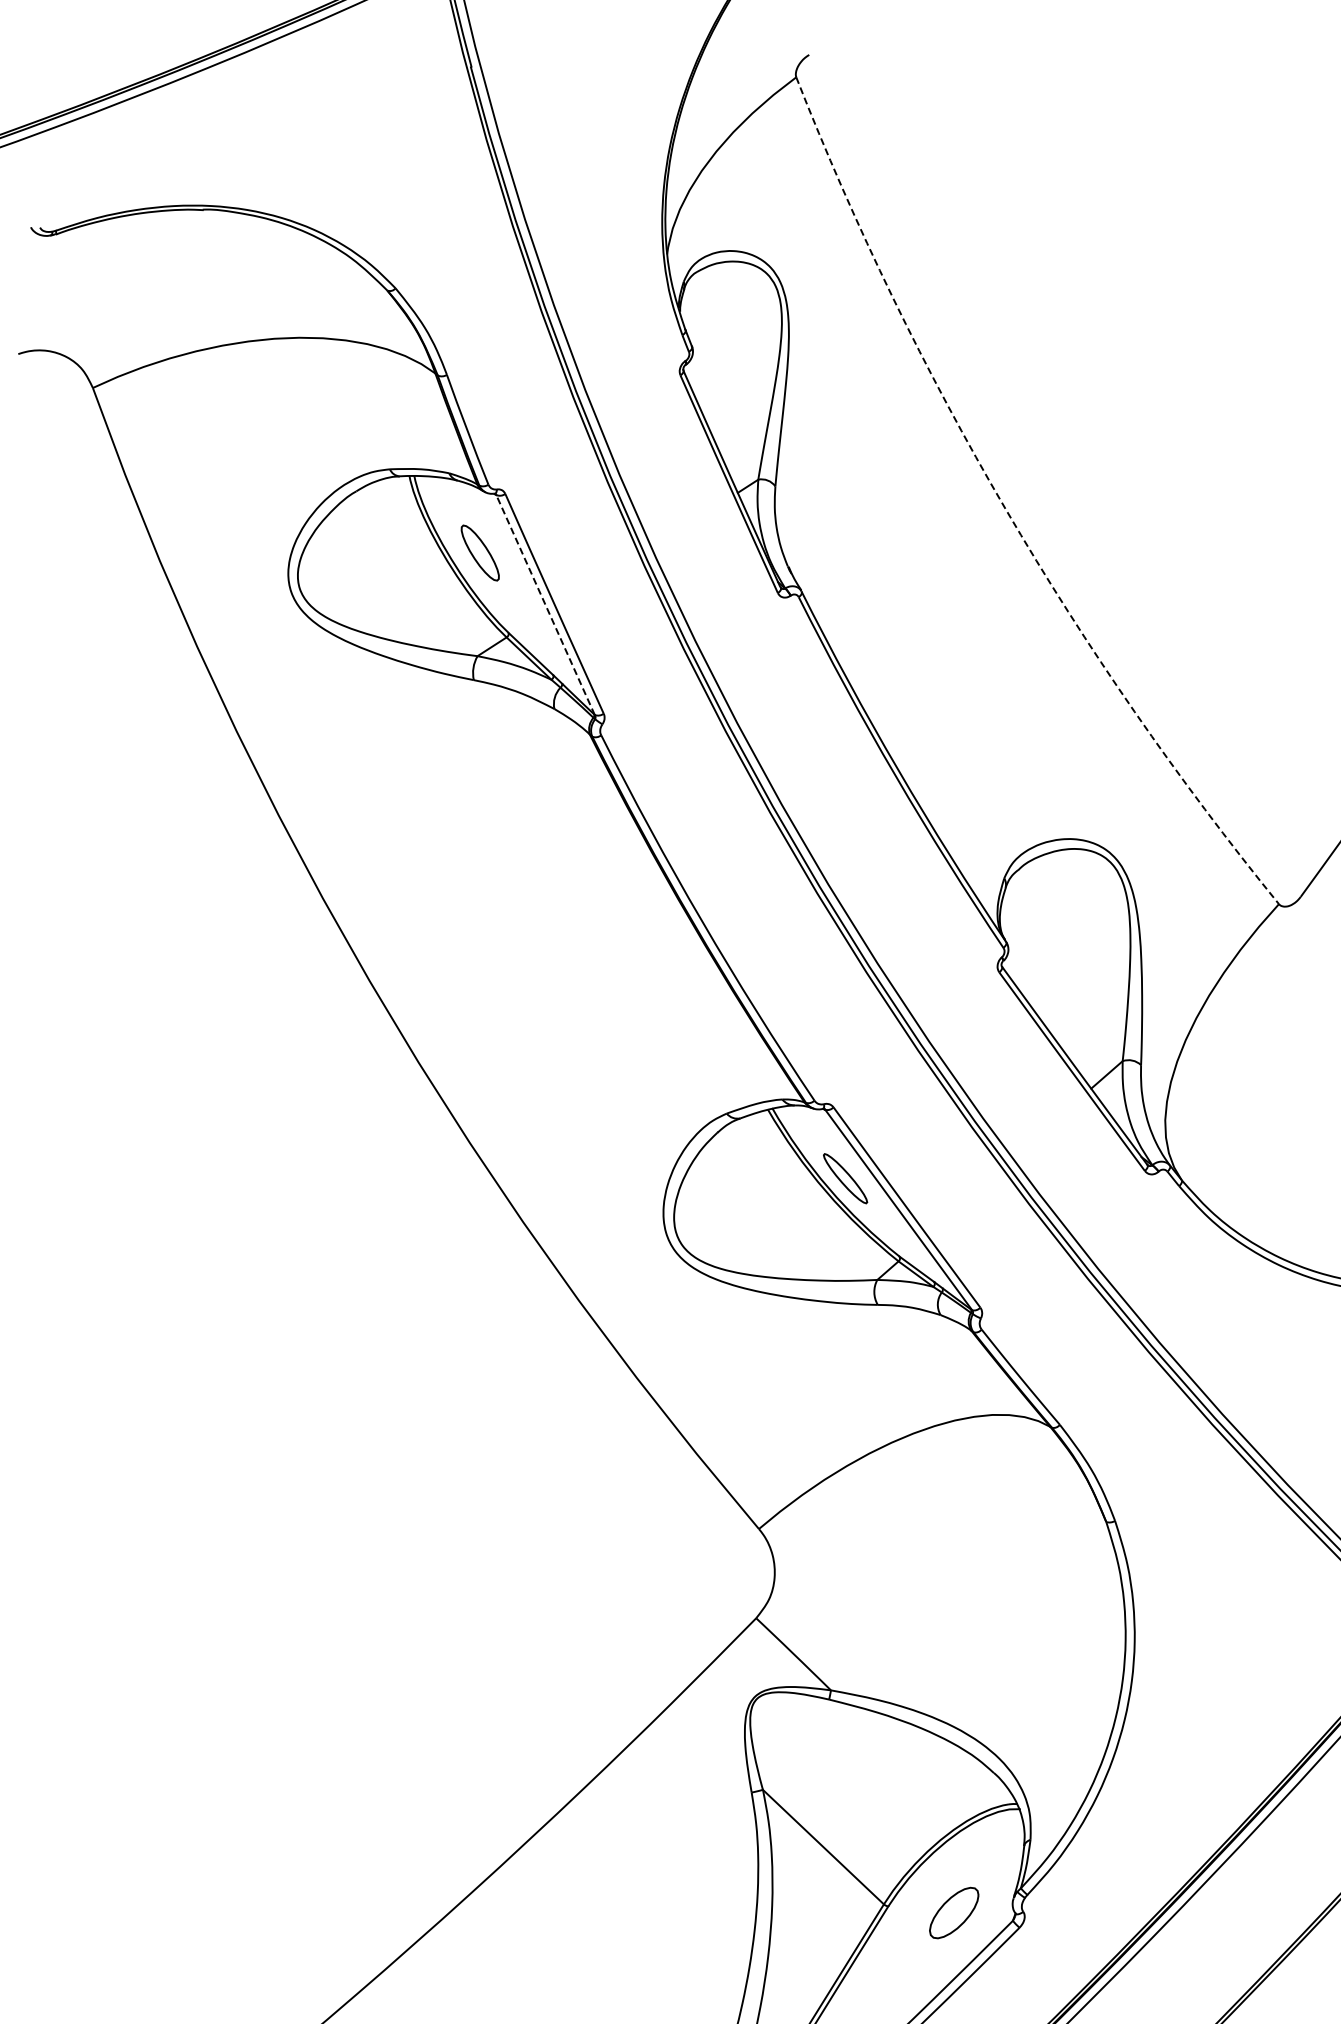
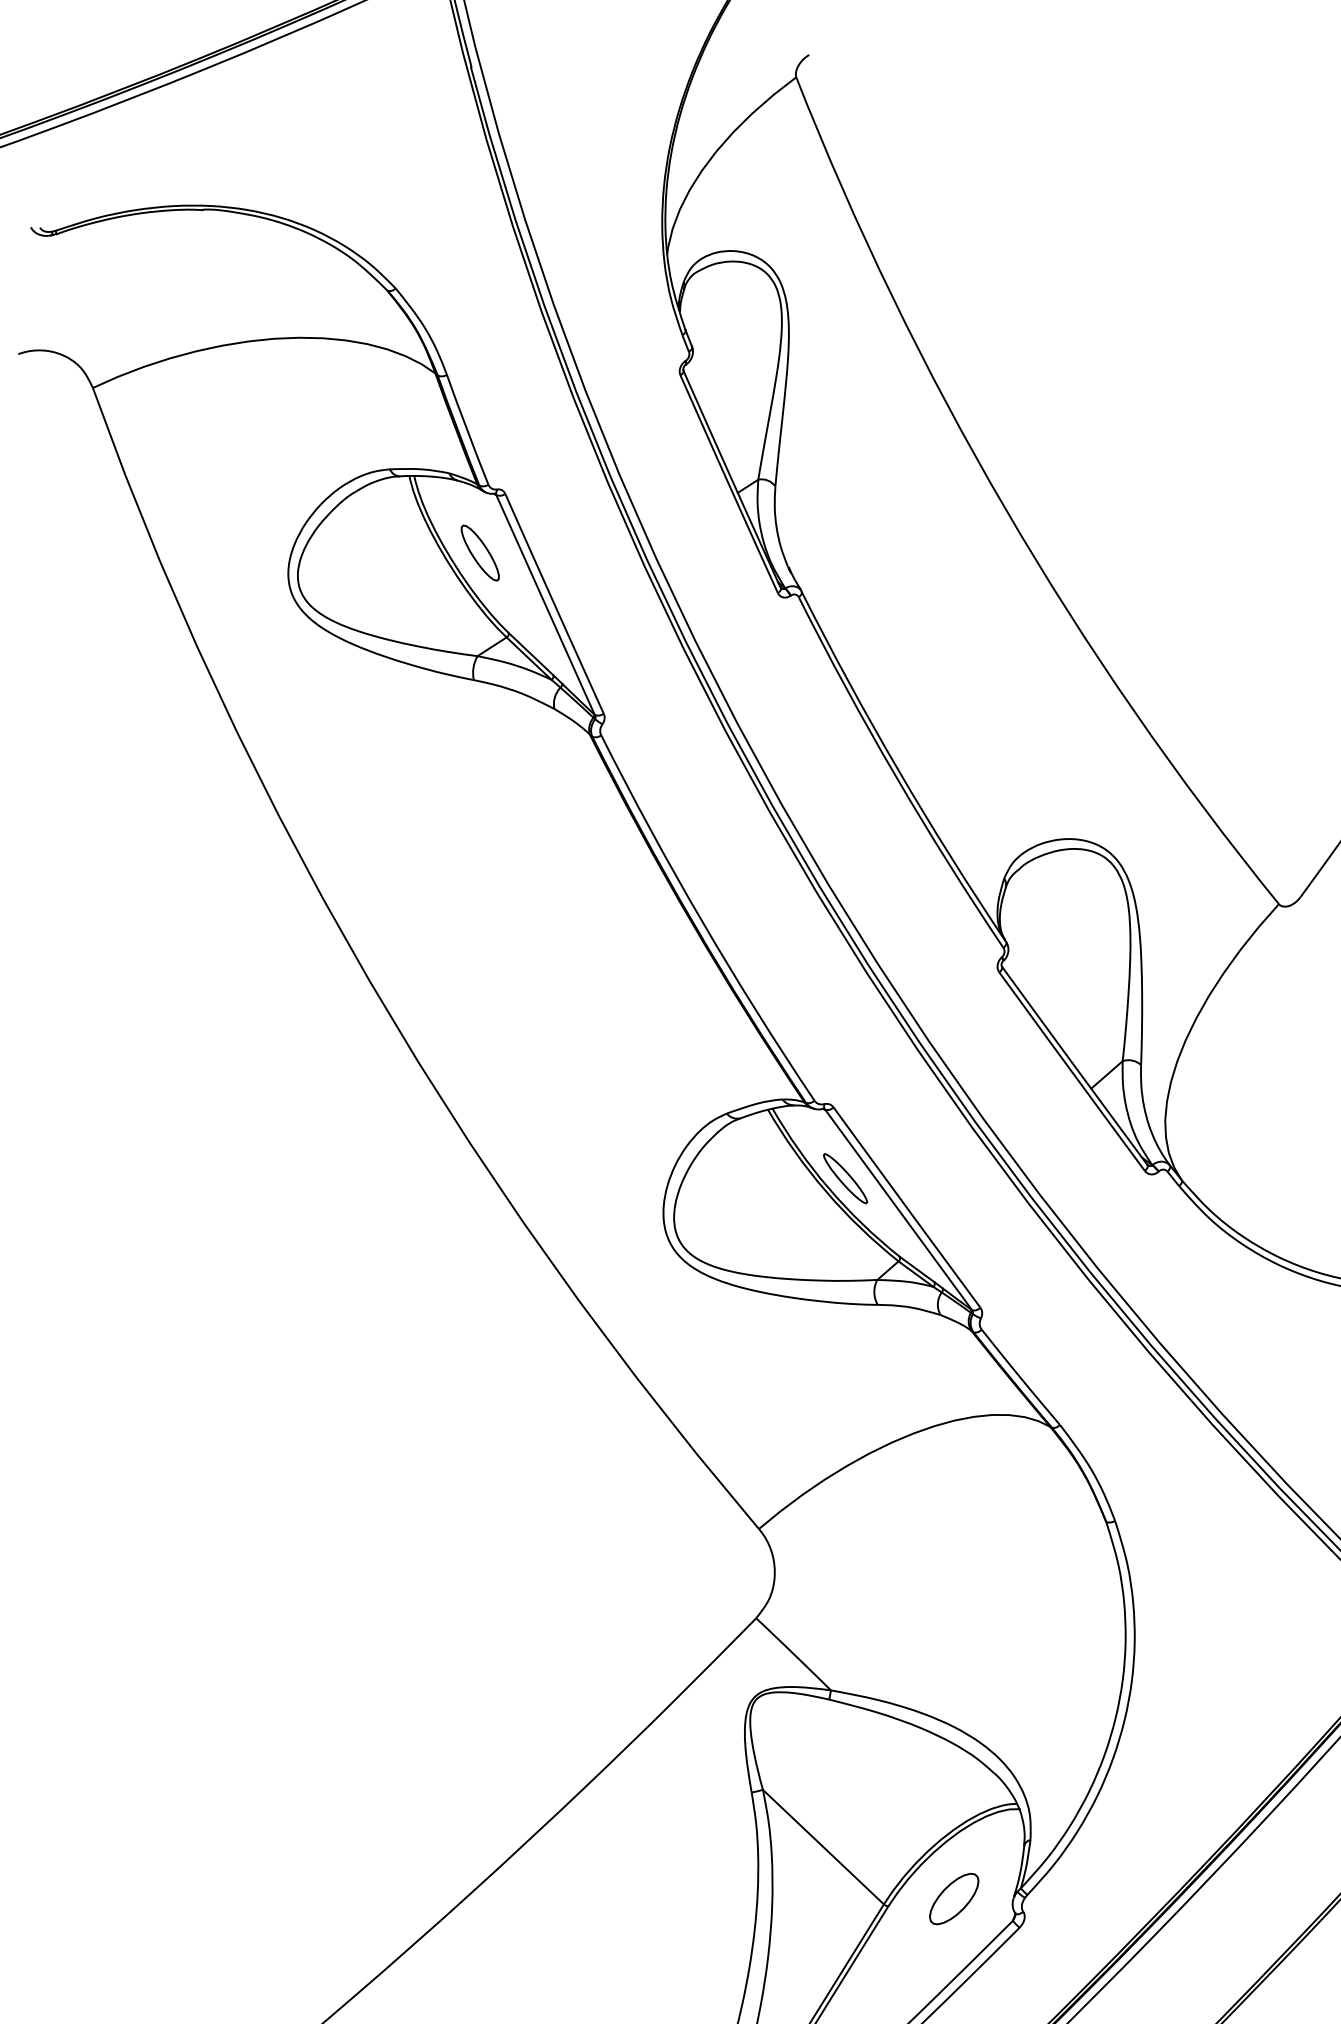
arc: dashed -> solid (1005, 509)
line: dashed -> solid (545, 604)
part position: (954, 1912) -> (954, 1898) (954, 1898)
